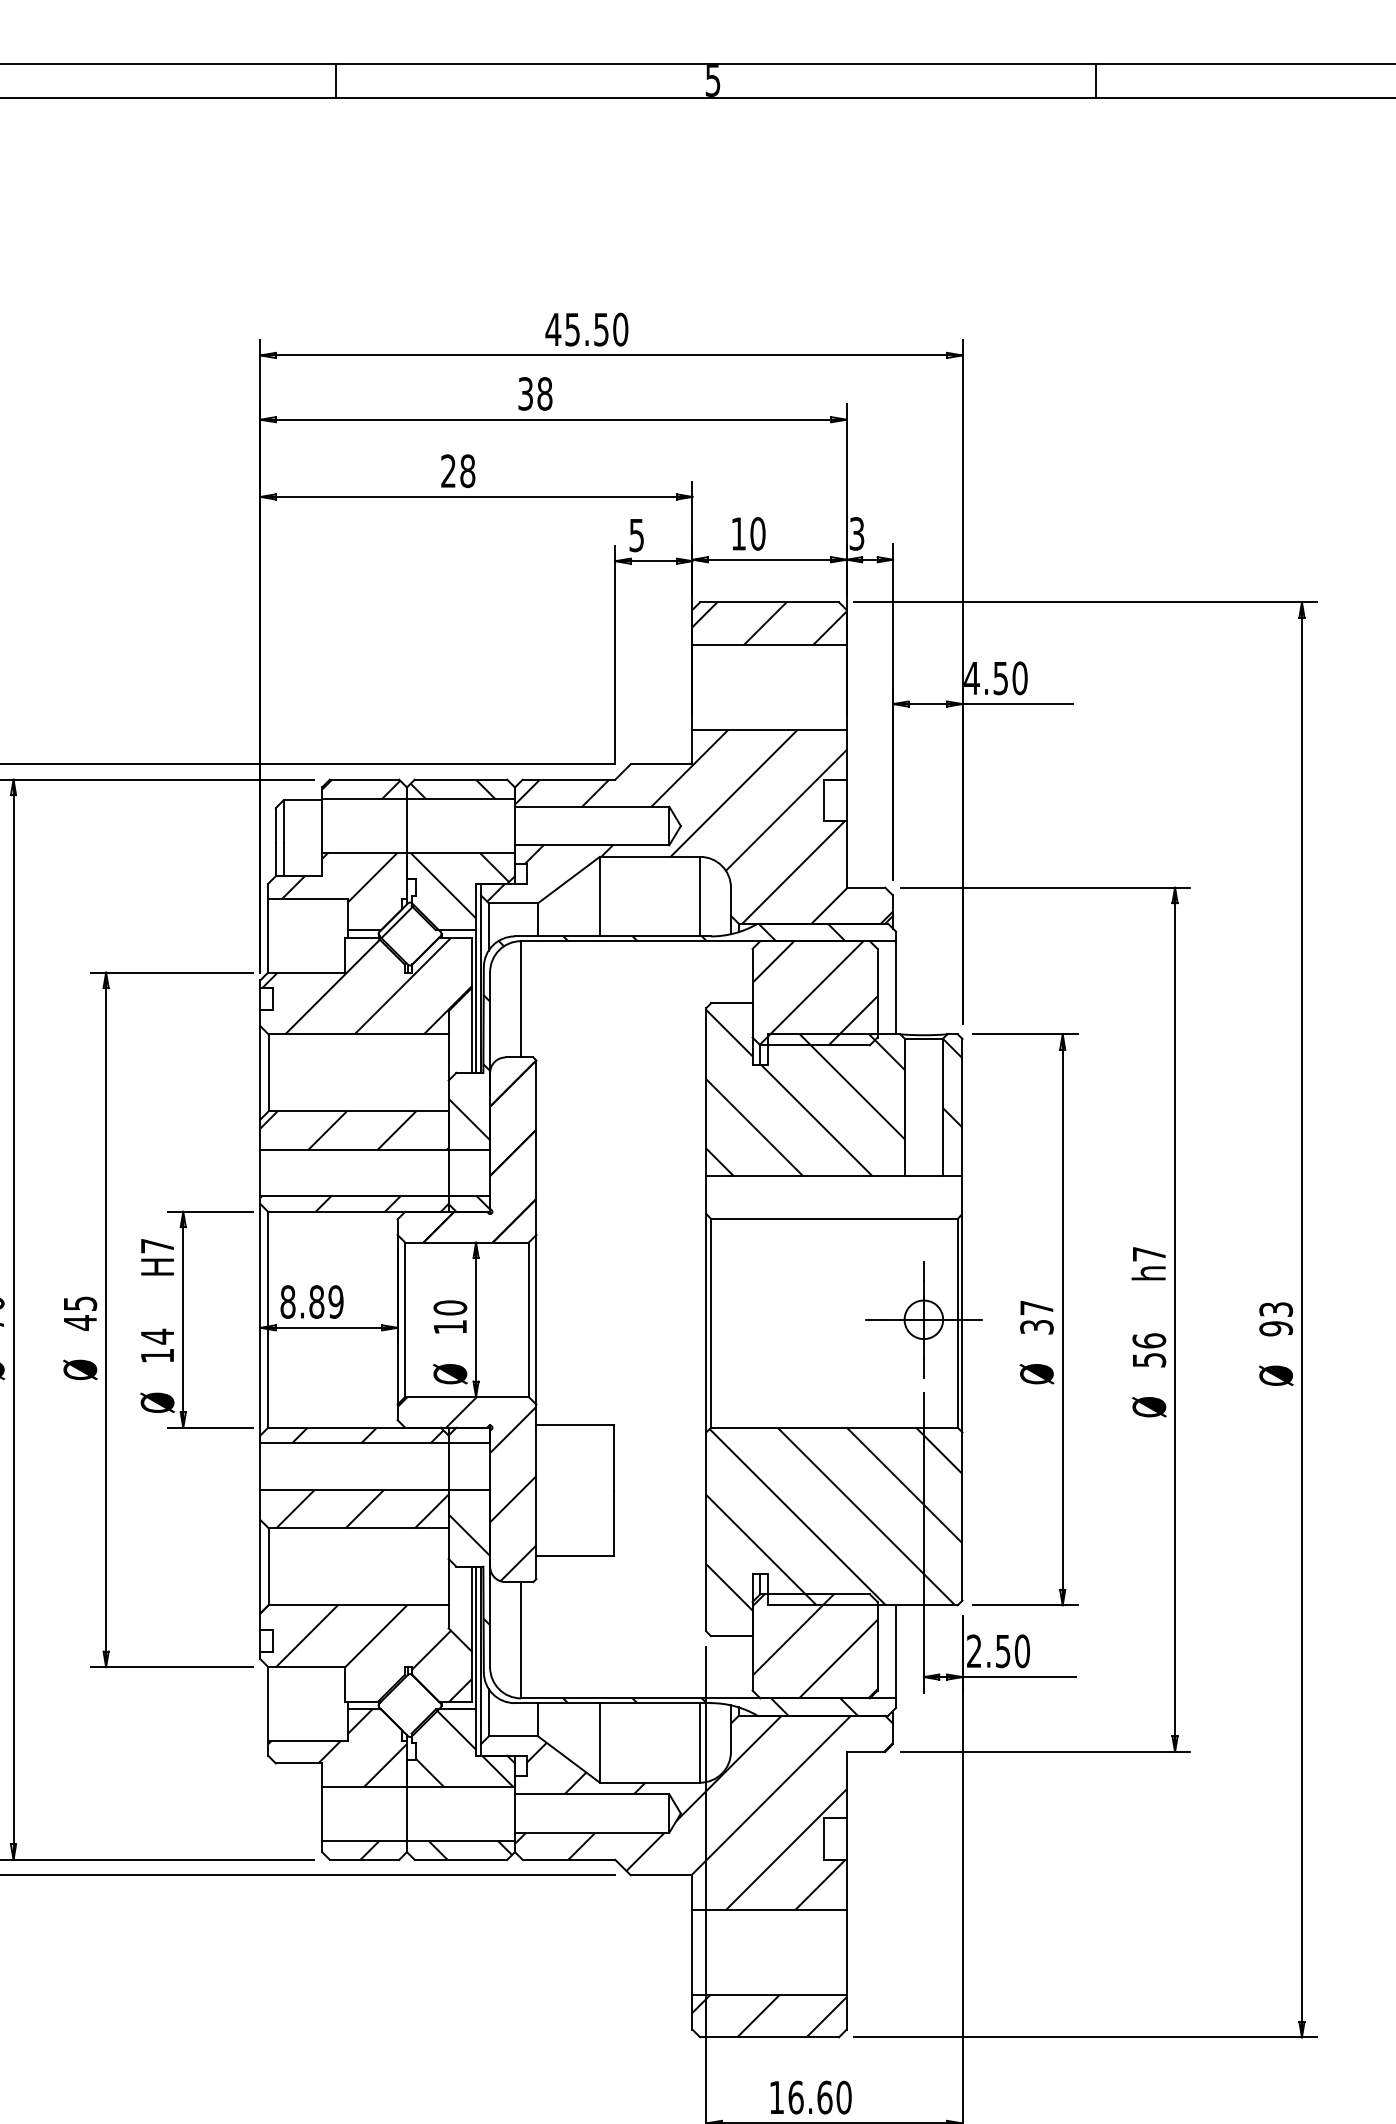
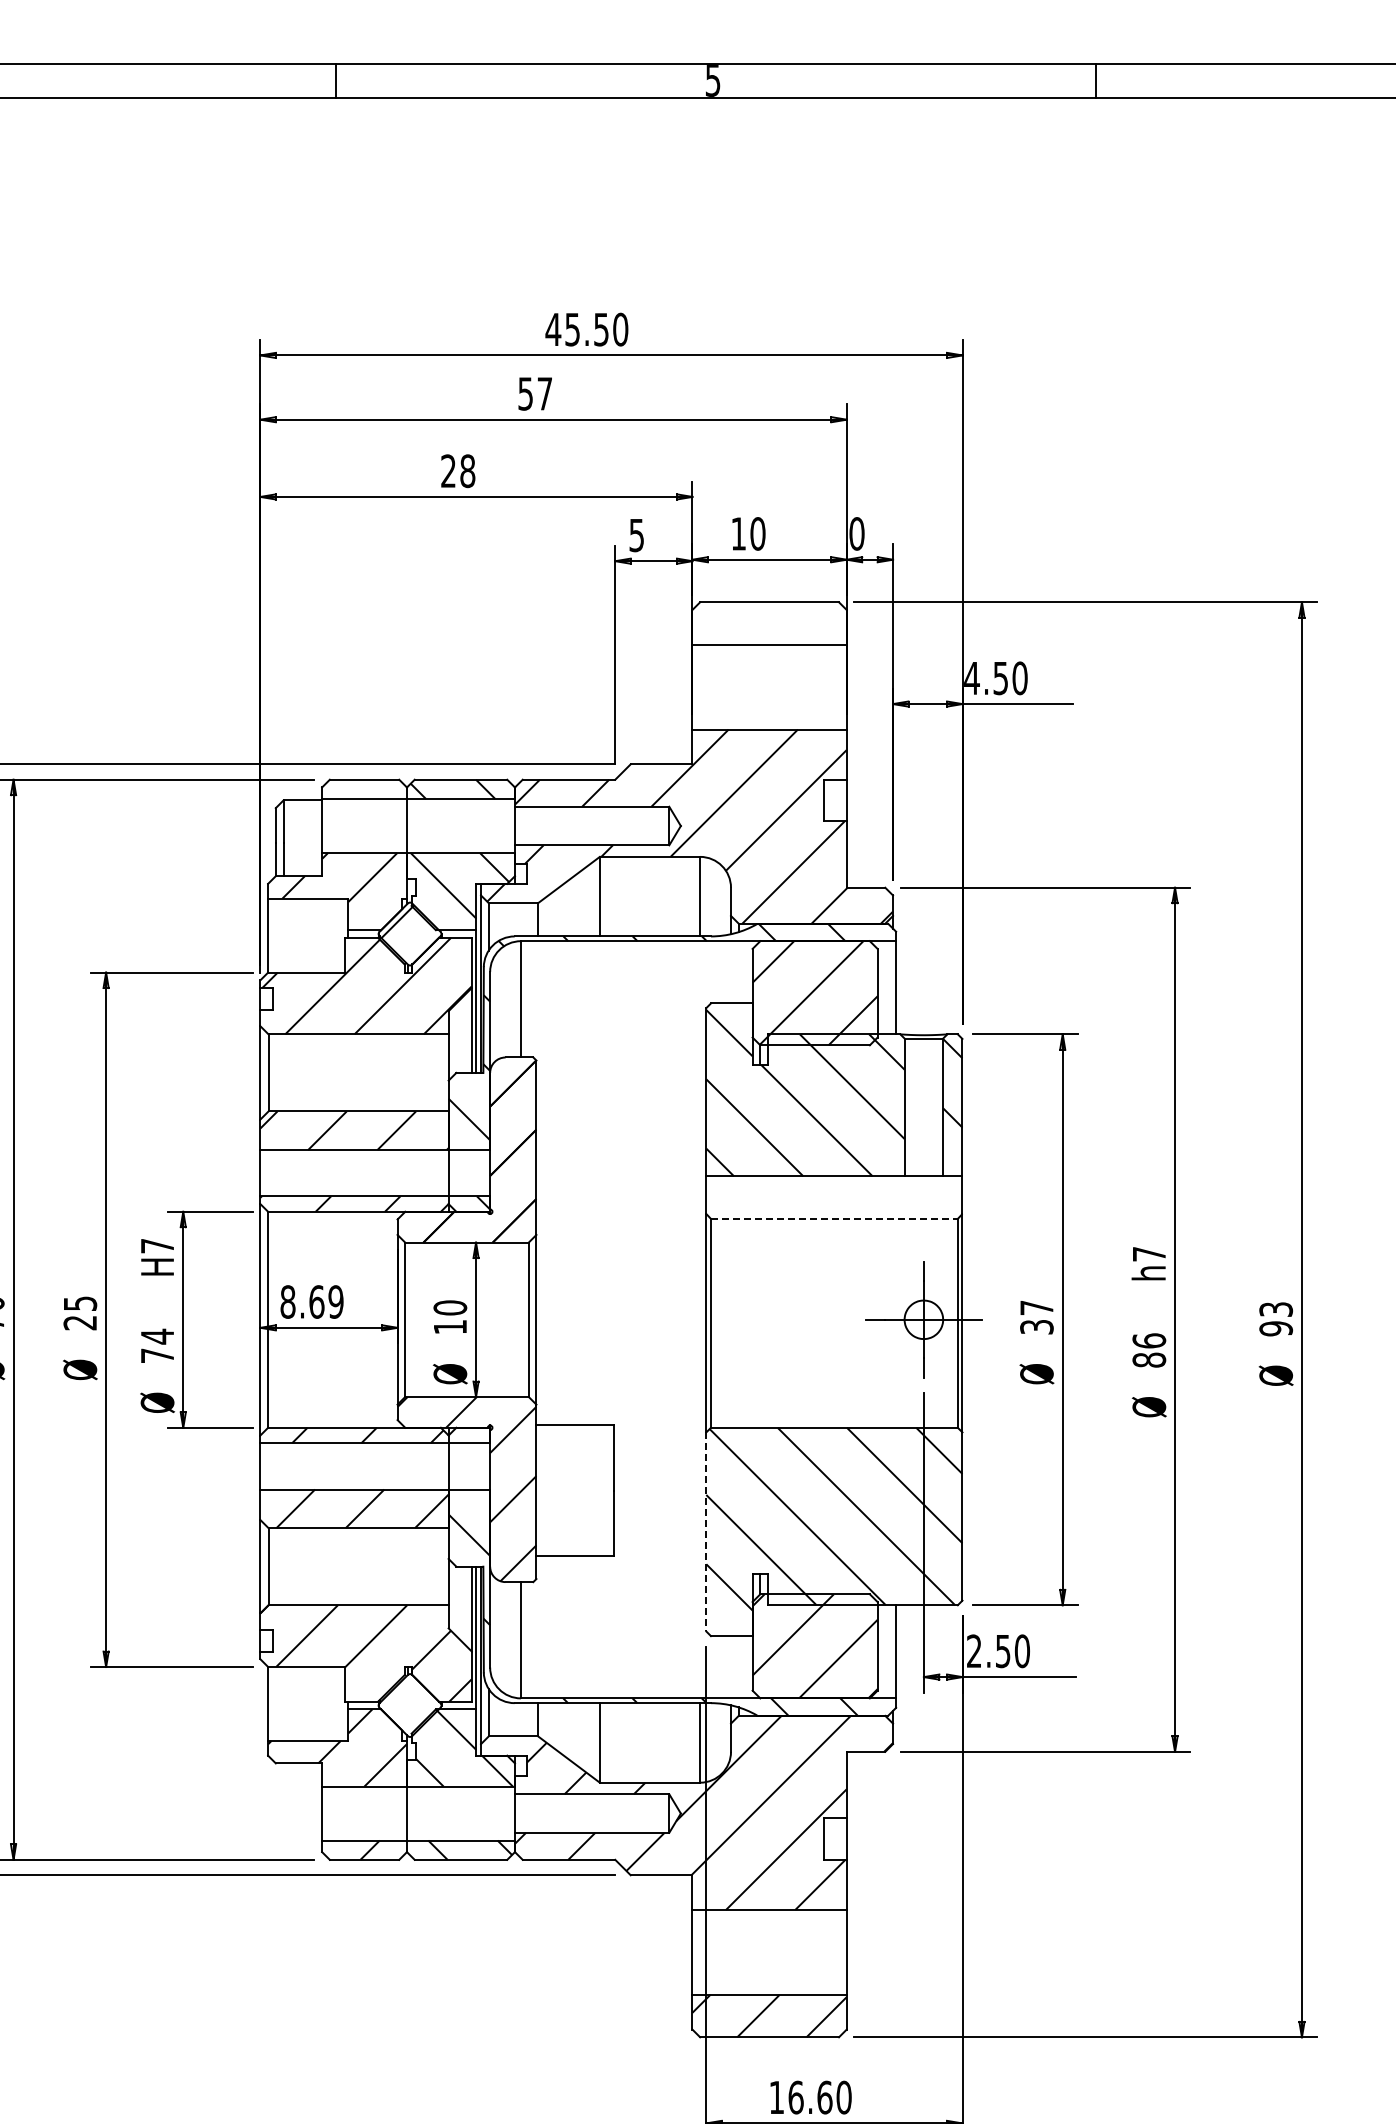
text: 38 -> 57 (535, 393)
text: 3 -> 0 (856, 533)
hatch: present -> none (769, 623)
hatch: present -> none (361, 789)
line: solid -> dashed (834, 1218)
text: 8.89 -> 8.69 (316, 1301)
text: 45 -> 25 (79, 1322)
text: 14 -> 74 (157, 1355)
text: 56 -> 86 (1149, 1359)
line: solid -> dashed (706, 1531)
